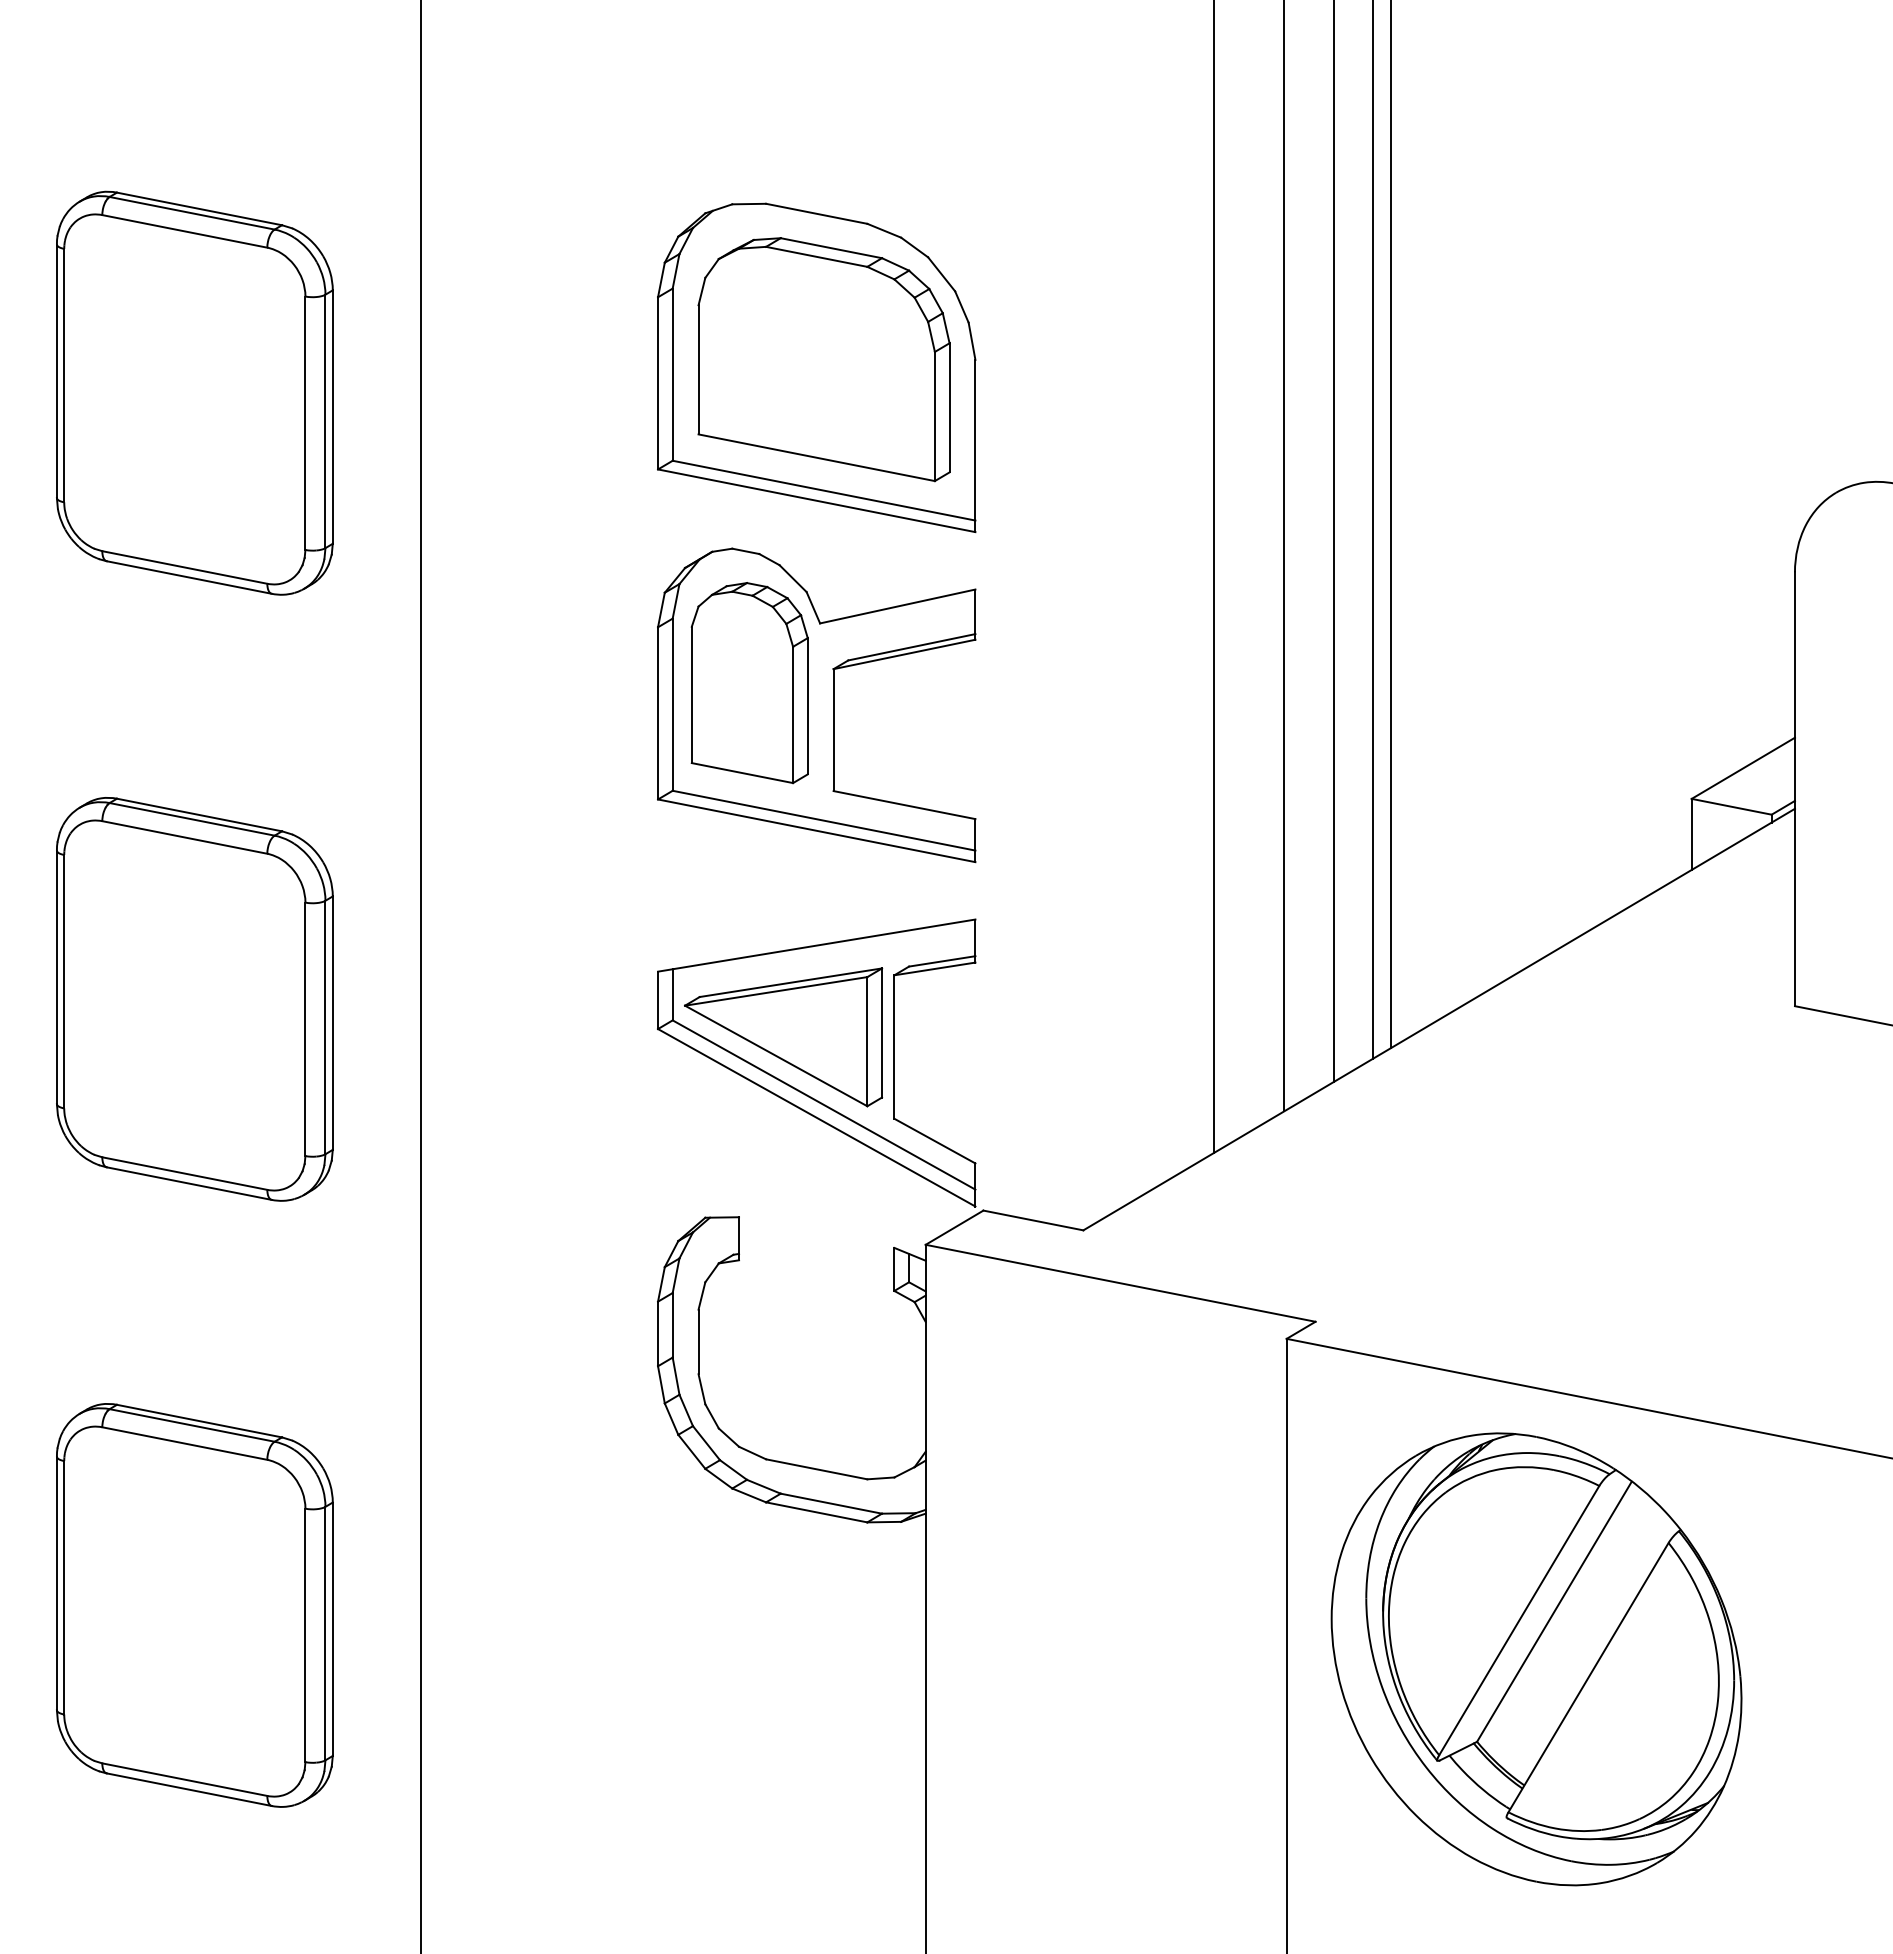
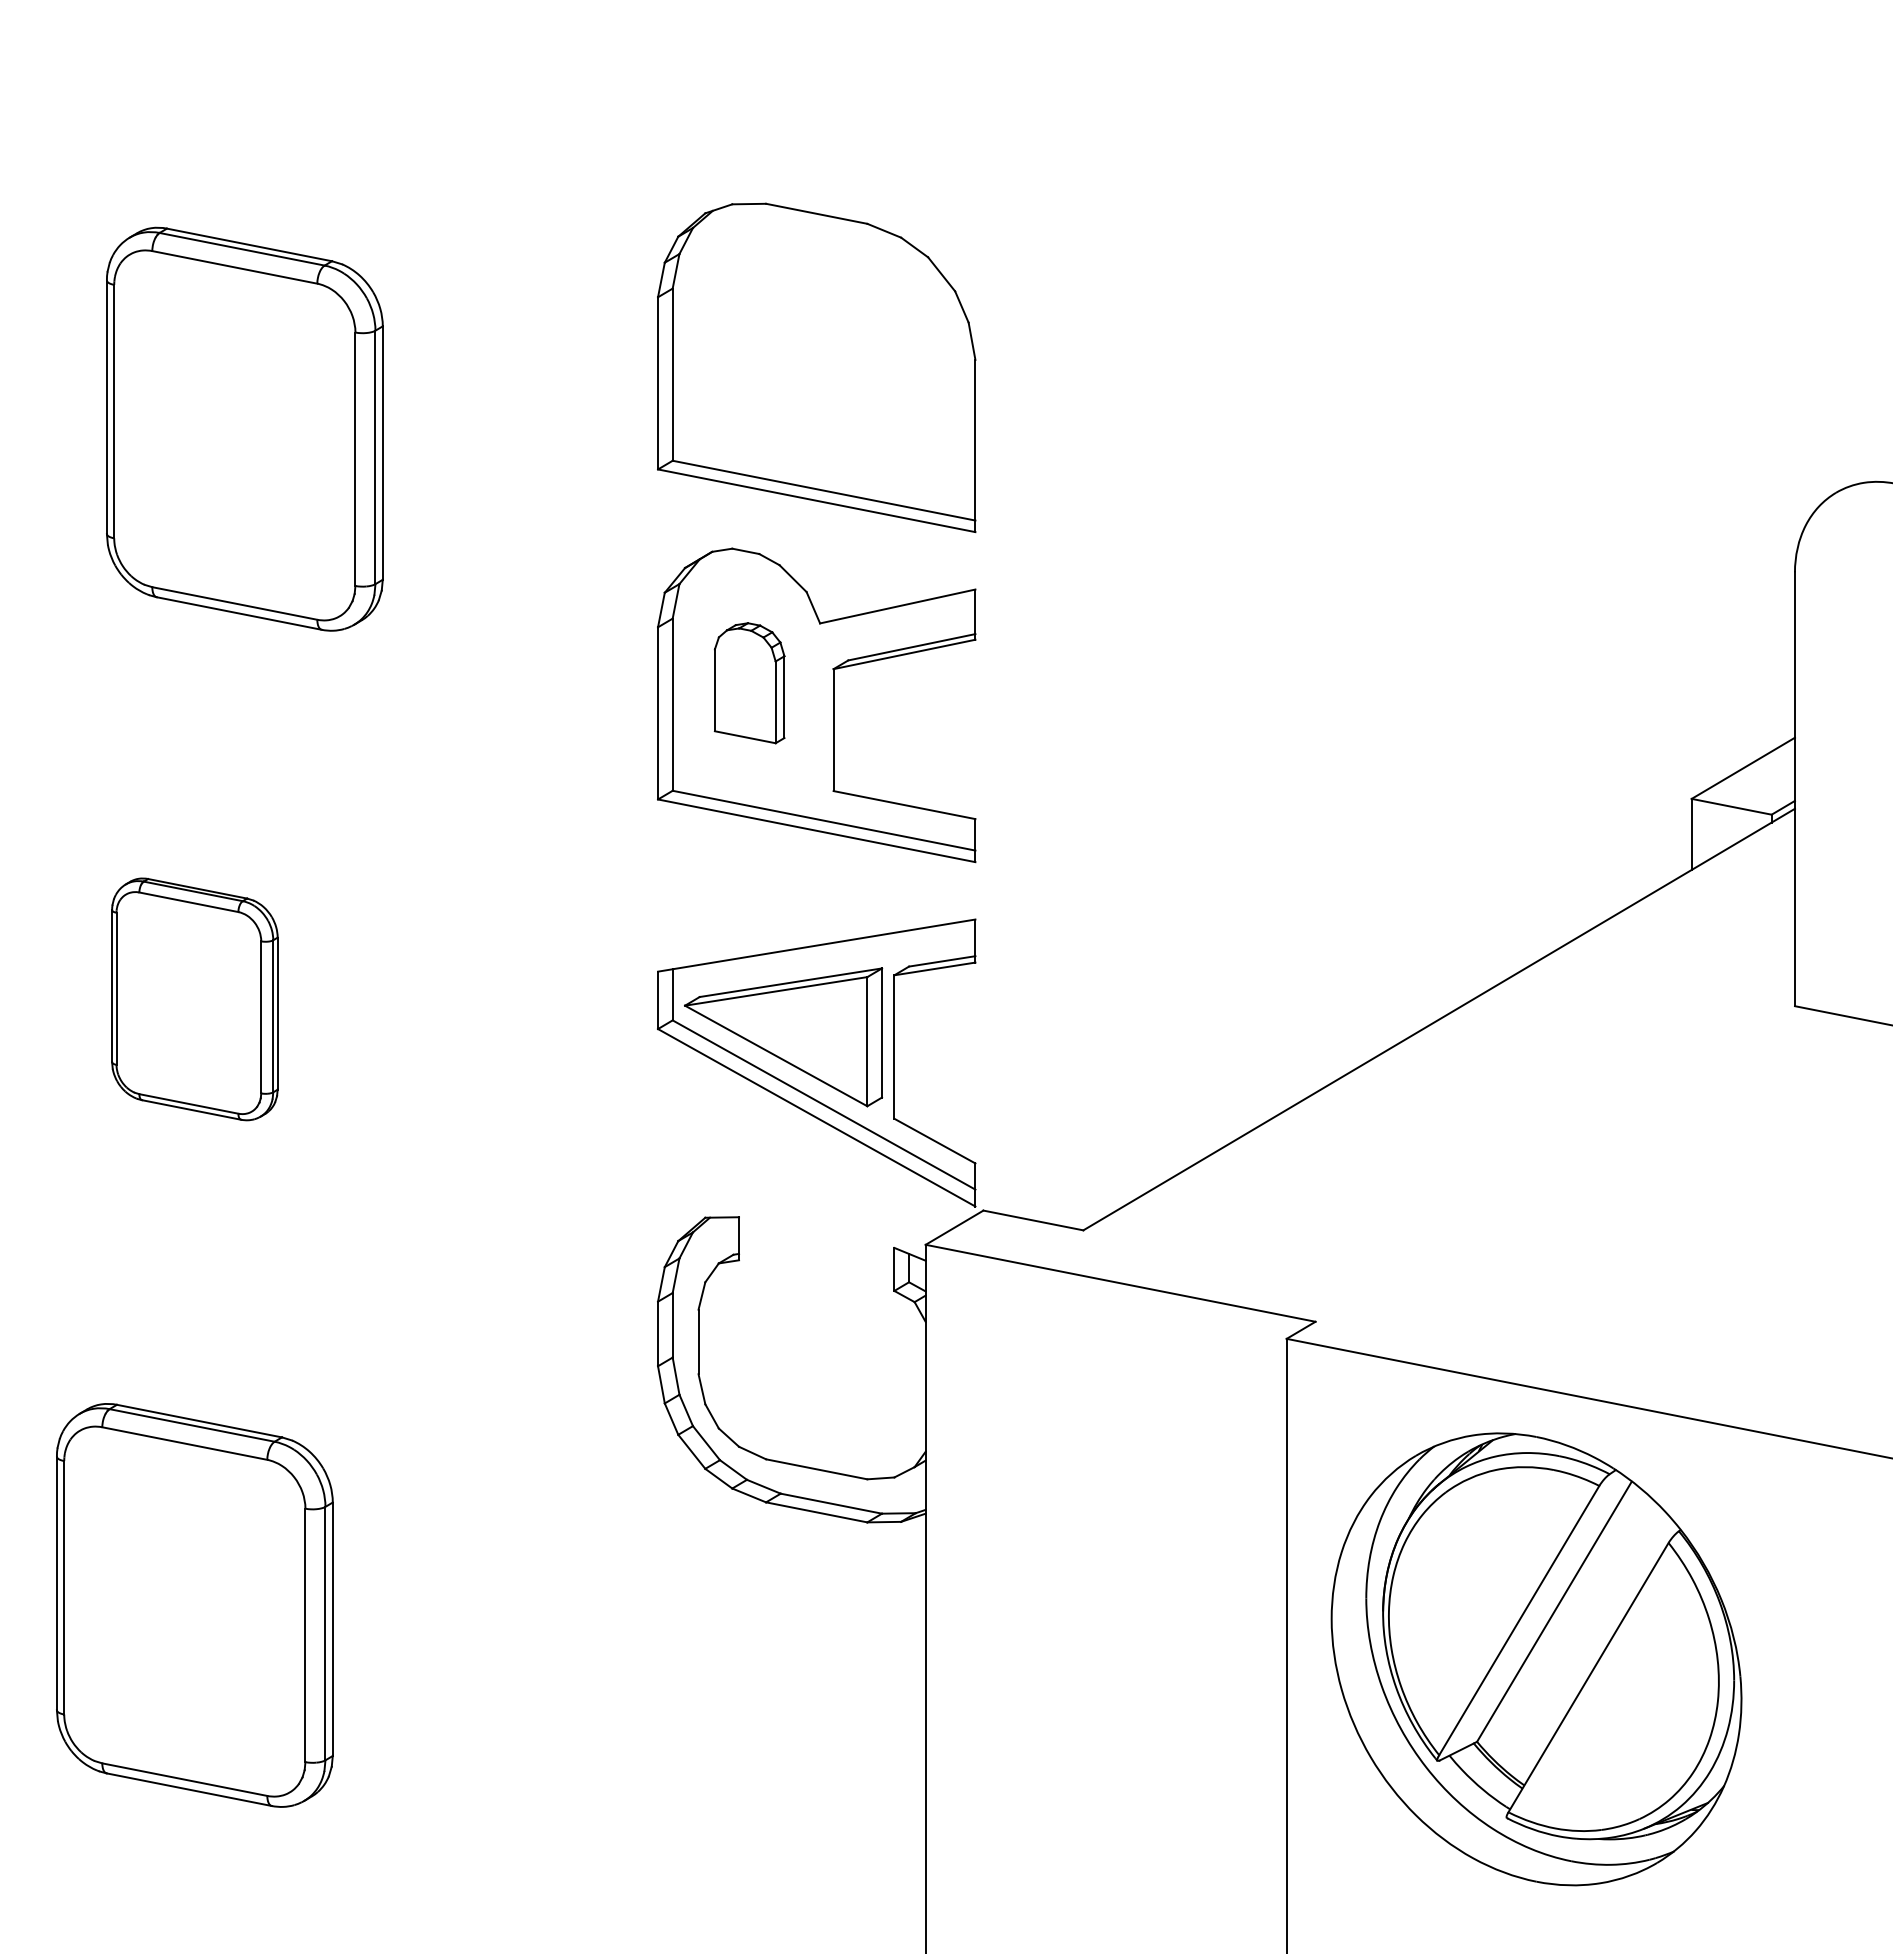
part: present -> none (823, 359)
part position: (194, 392) -> (244, 428) (244, 428)
line: present -> none (1391, 525)
line: present -> none (1373, 530)
line: present -> none (1334, 541)
line: present -> none (1284, 556)
line: present -> none (1214, 577)
part size: 119x203 px -> 73x123 px (749, 683)
line: present -> none (420, 976)
part size: 278x405 px -> 168x245 px (194, 999)
